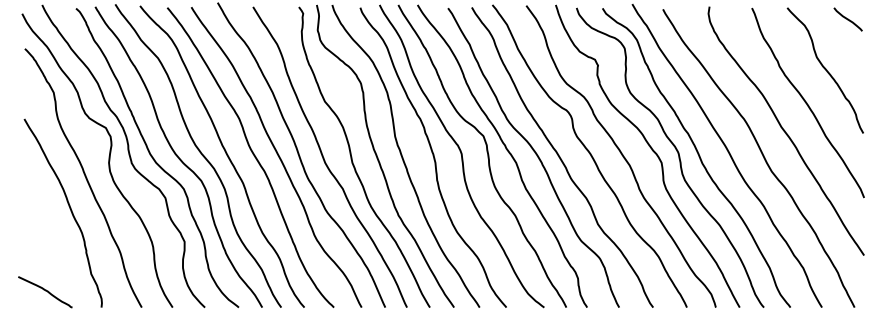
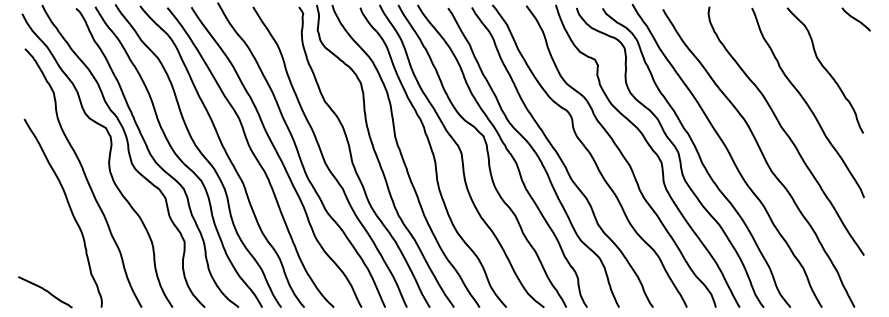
line position: (847, 19) -> (855, 19) (855, 19)
